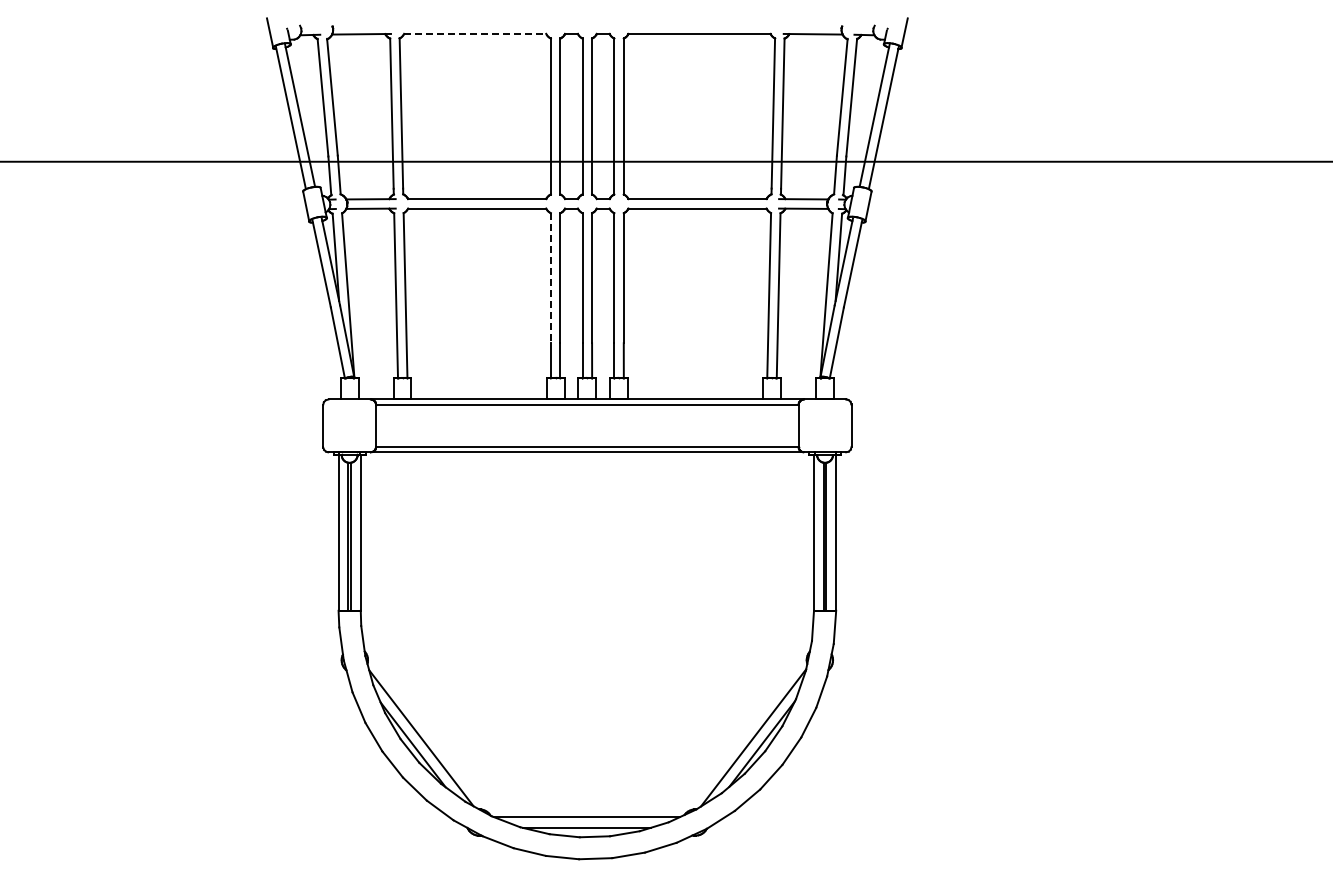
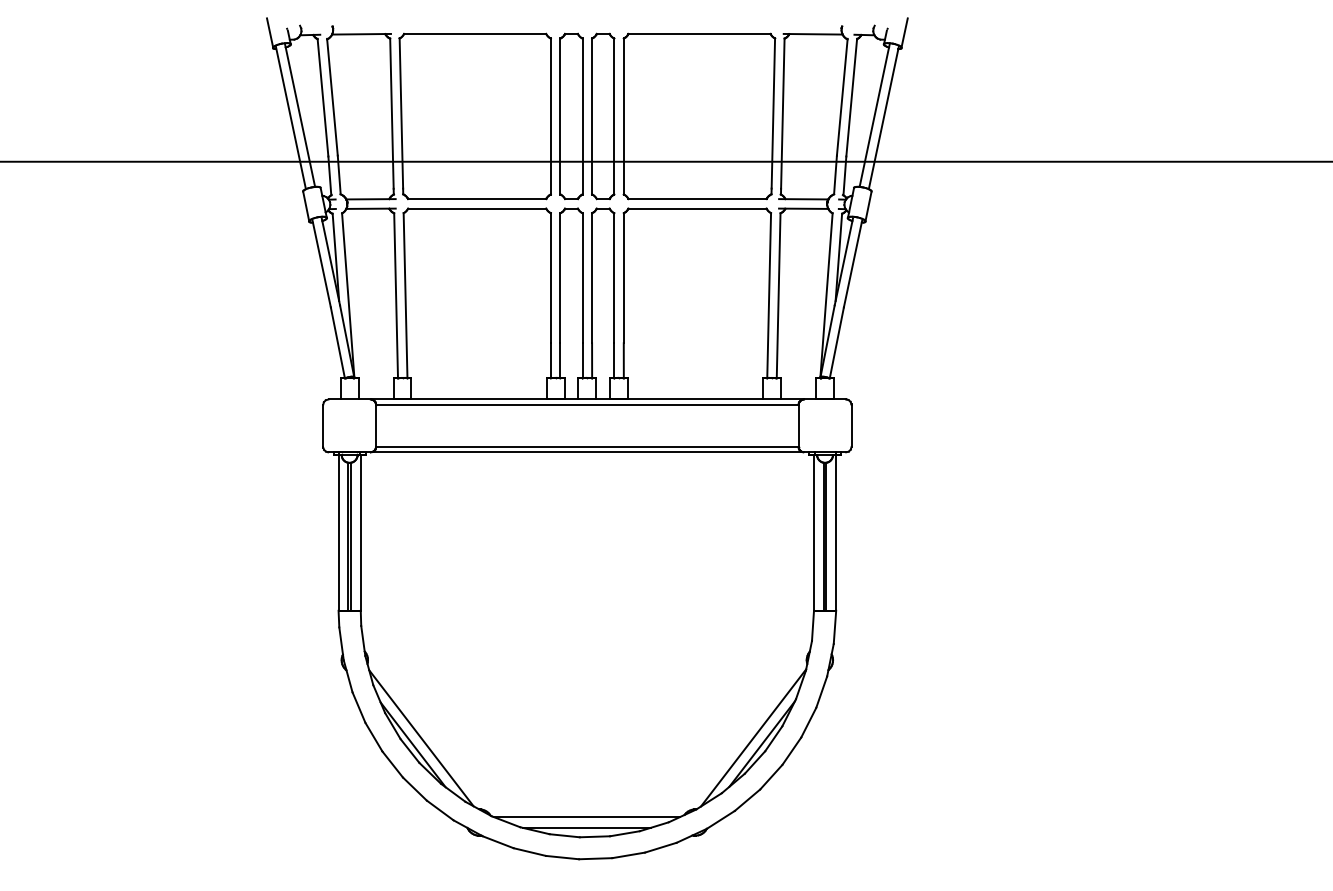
line: dashed -> solid (475, 33)
line: dashed -> solid (550, 278)
